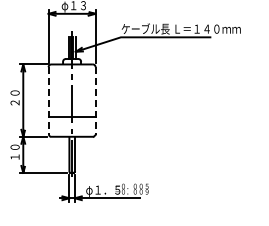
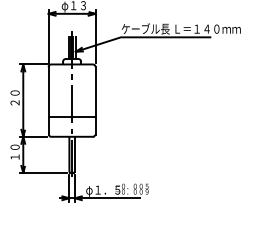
line: dashed -> solid (48, 101)
line: dashed -> solid (95, 101)
